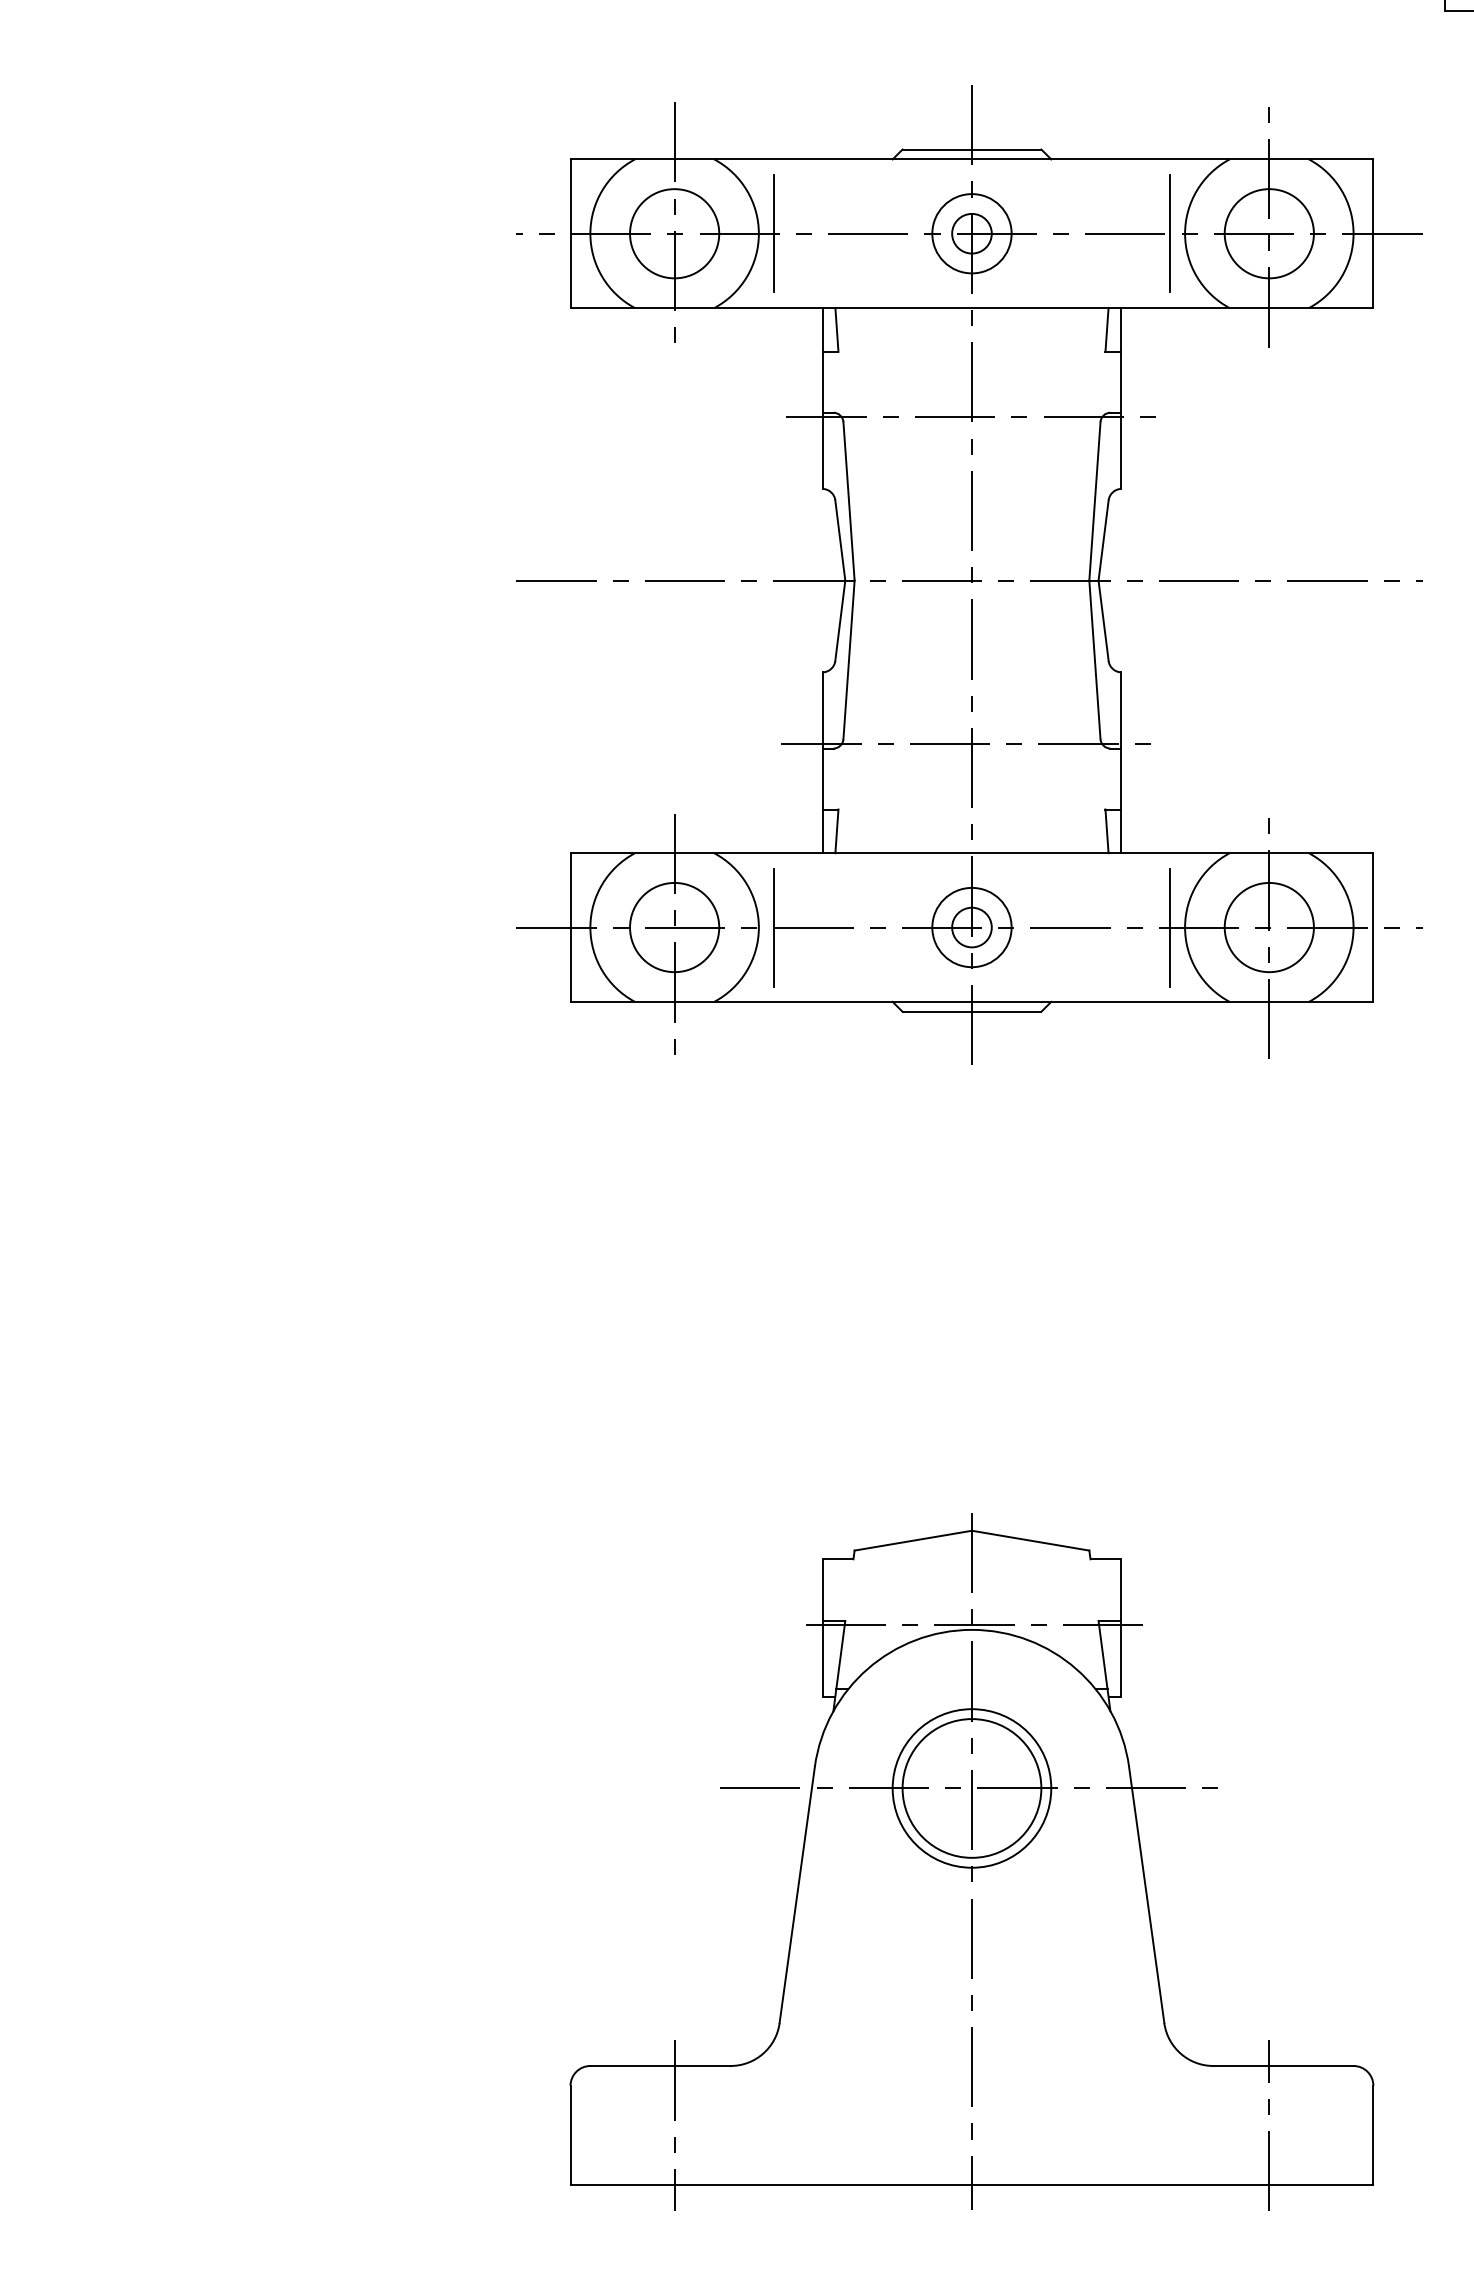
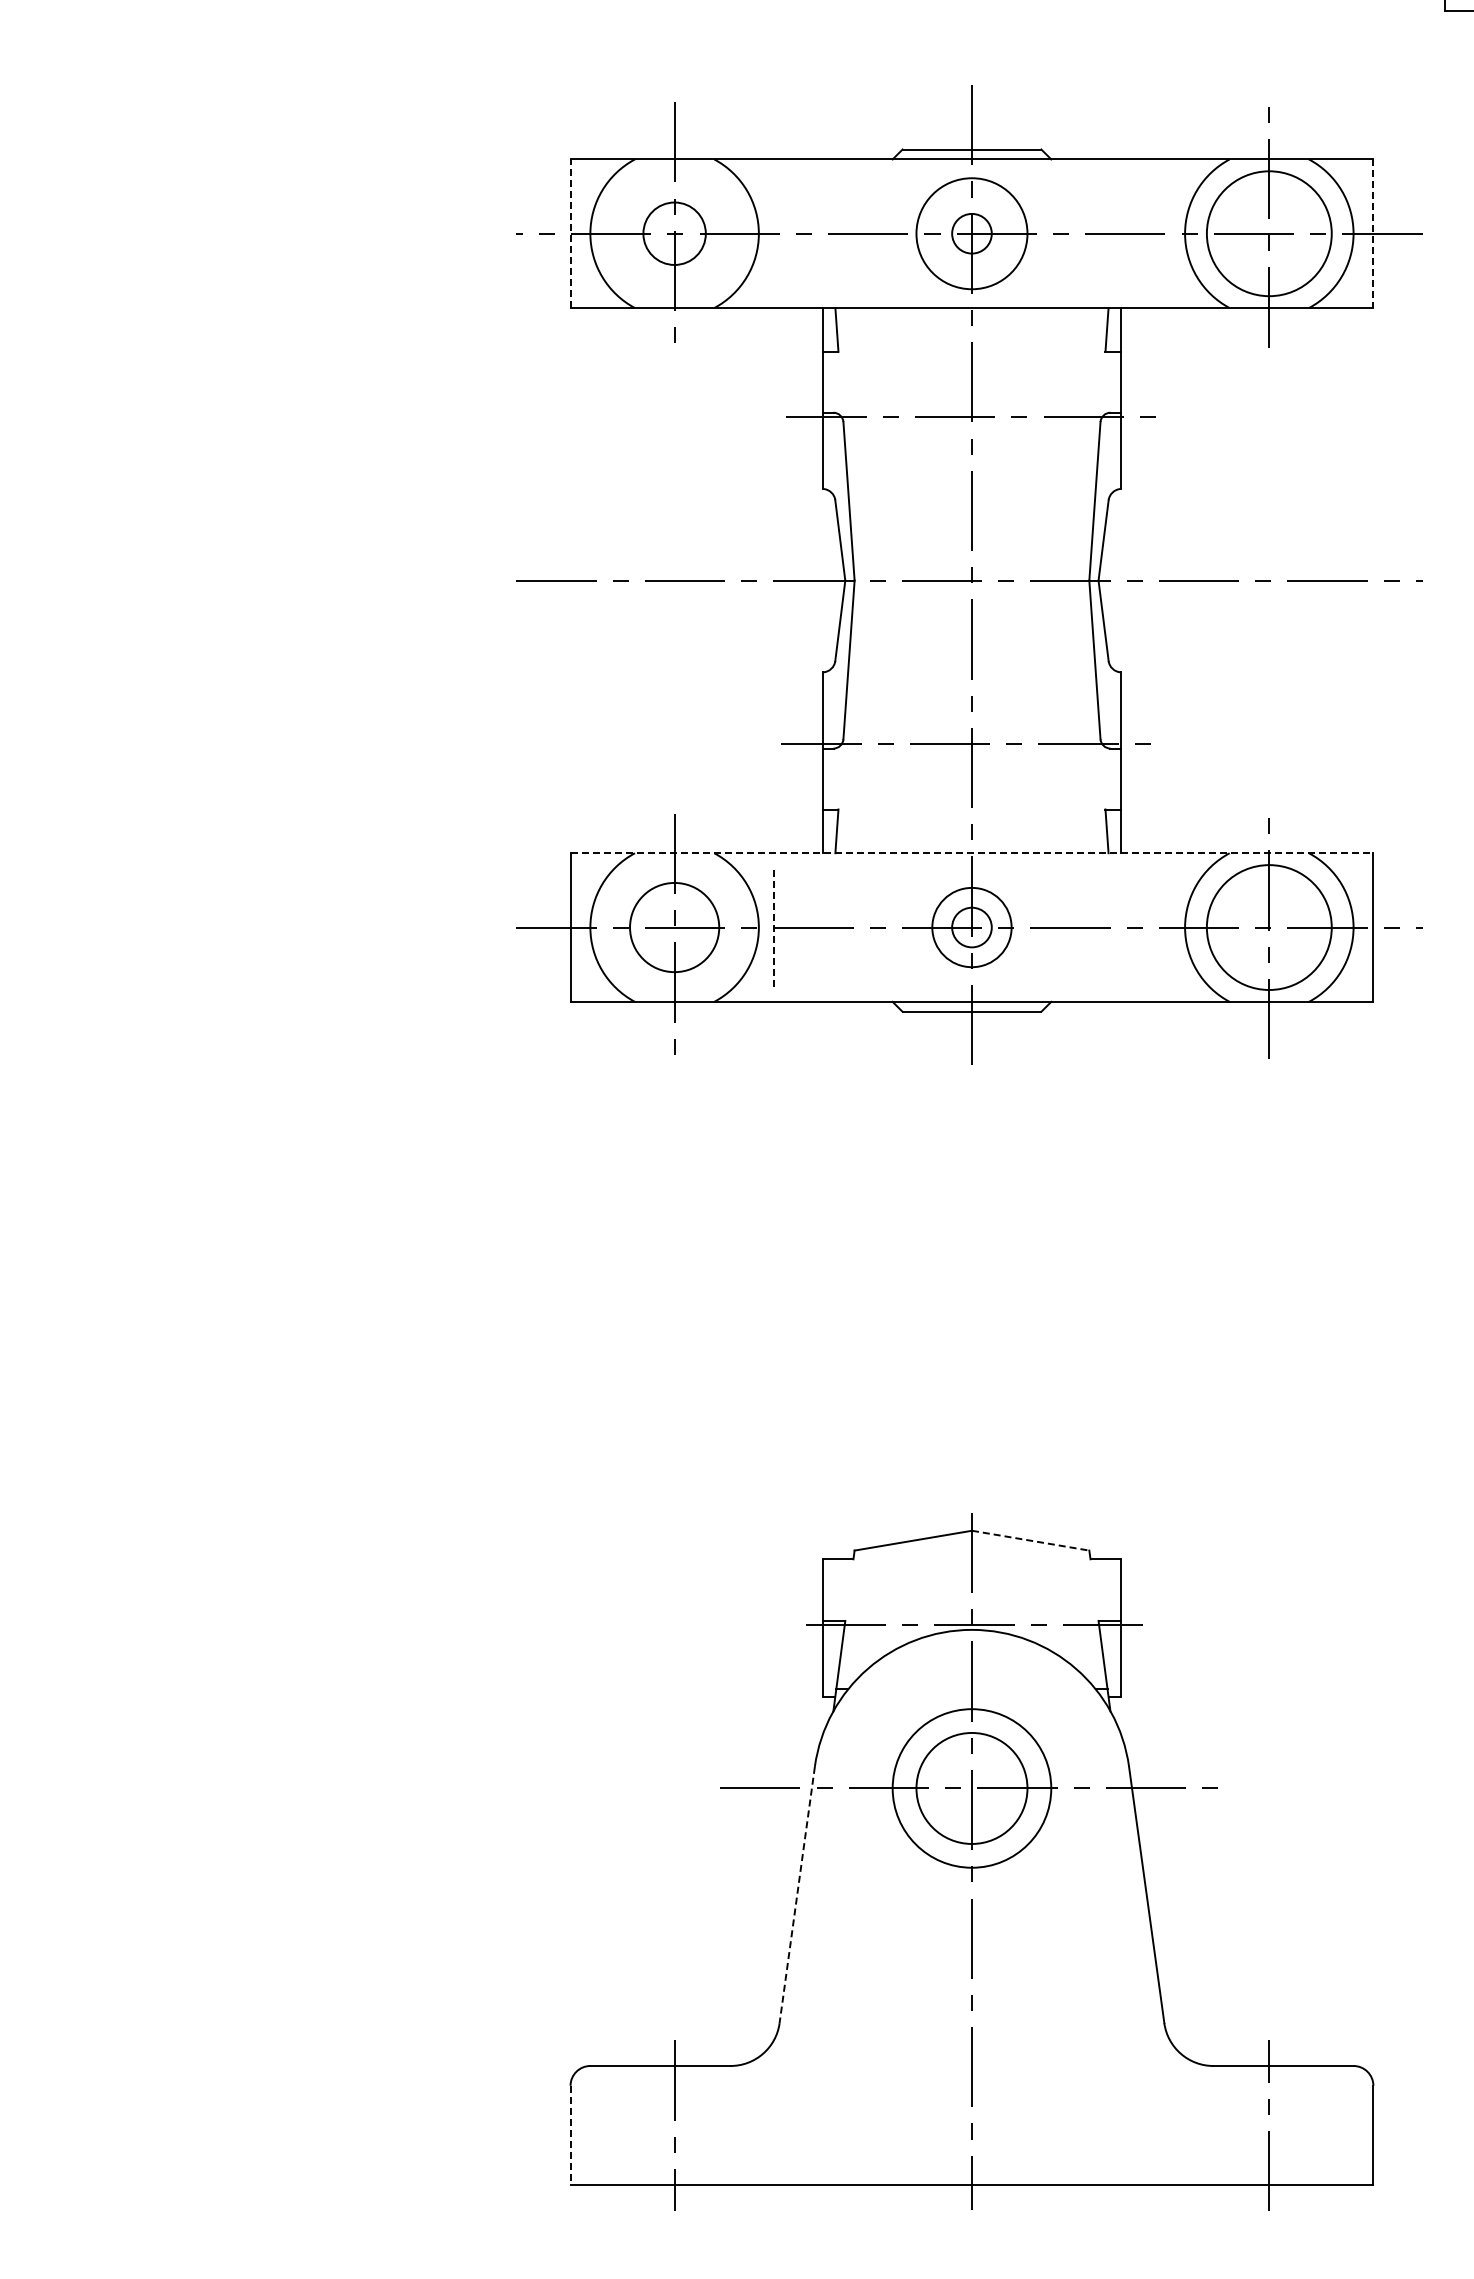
line: present -> none (773, 232)
line: present -> none (1170, 232)
line: solid -> dashed (570, 233)
circle diameter: 89 px -> 62 px (674, 233)
circle diameter: 79 px -> 111 px (971, 233)
circle diameter: 89 px -> 125 px (1268, 233)
line: solid -> dashed (1373, 234)
line: solid -> dashed (972, 853)
line: present -> none (1170, 927)
circle diameter: 89 px -> 125 px (1268, 927)
line: solid -> dashed (773, 928)
line: solid -> dashed (1030, 1540)
circle diameter: 139 px -> 111 px (971, 1787)
line: solid -> dashed (797, 1895)
line: solid -> dashed (570, 2135)
